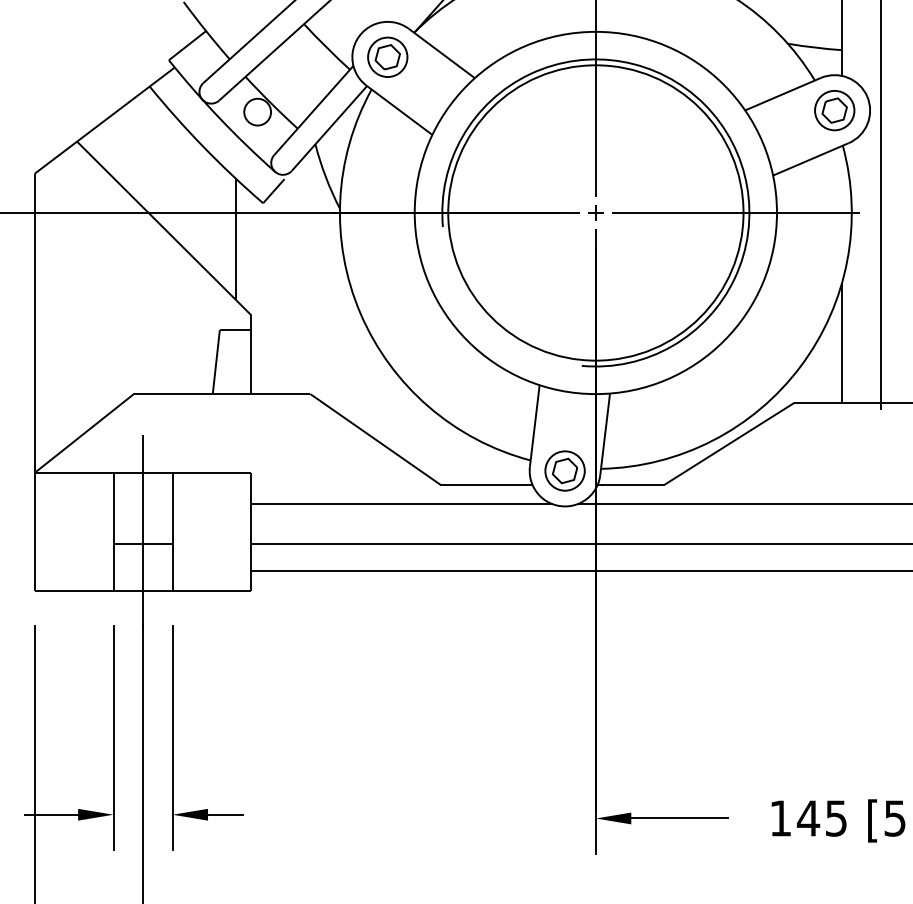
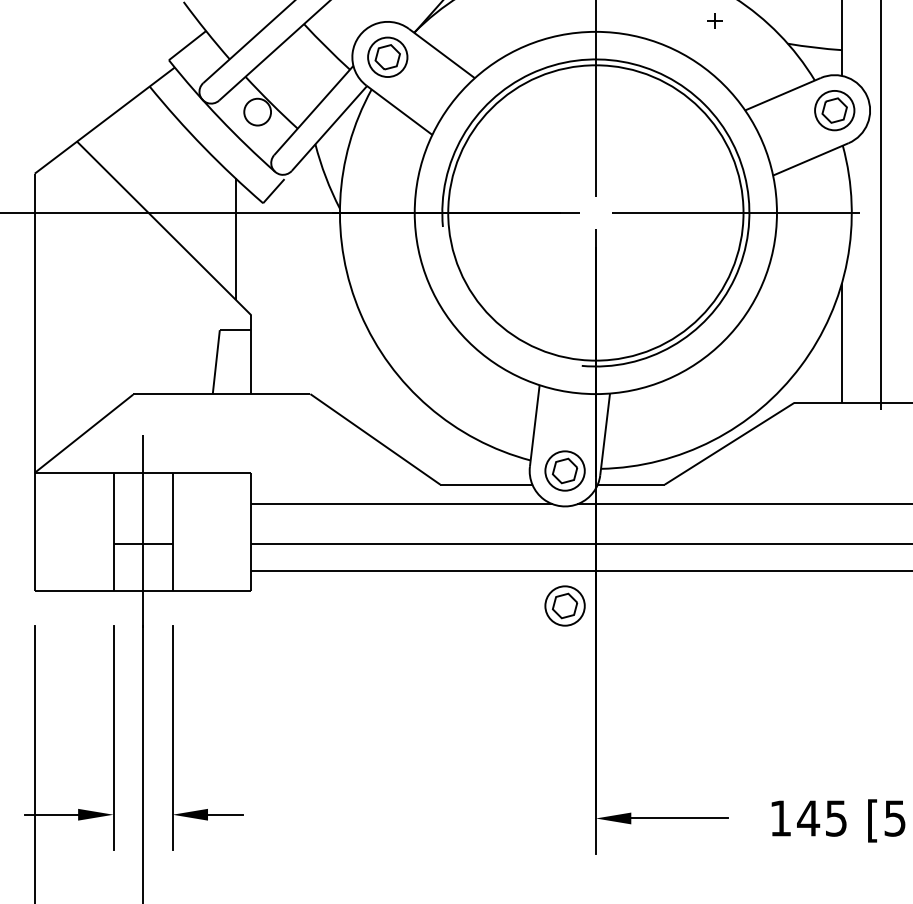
part position: (595, 212) -> (714, 20) (714, 20)
part: none -> present (564, 605)
